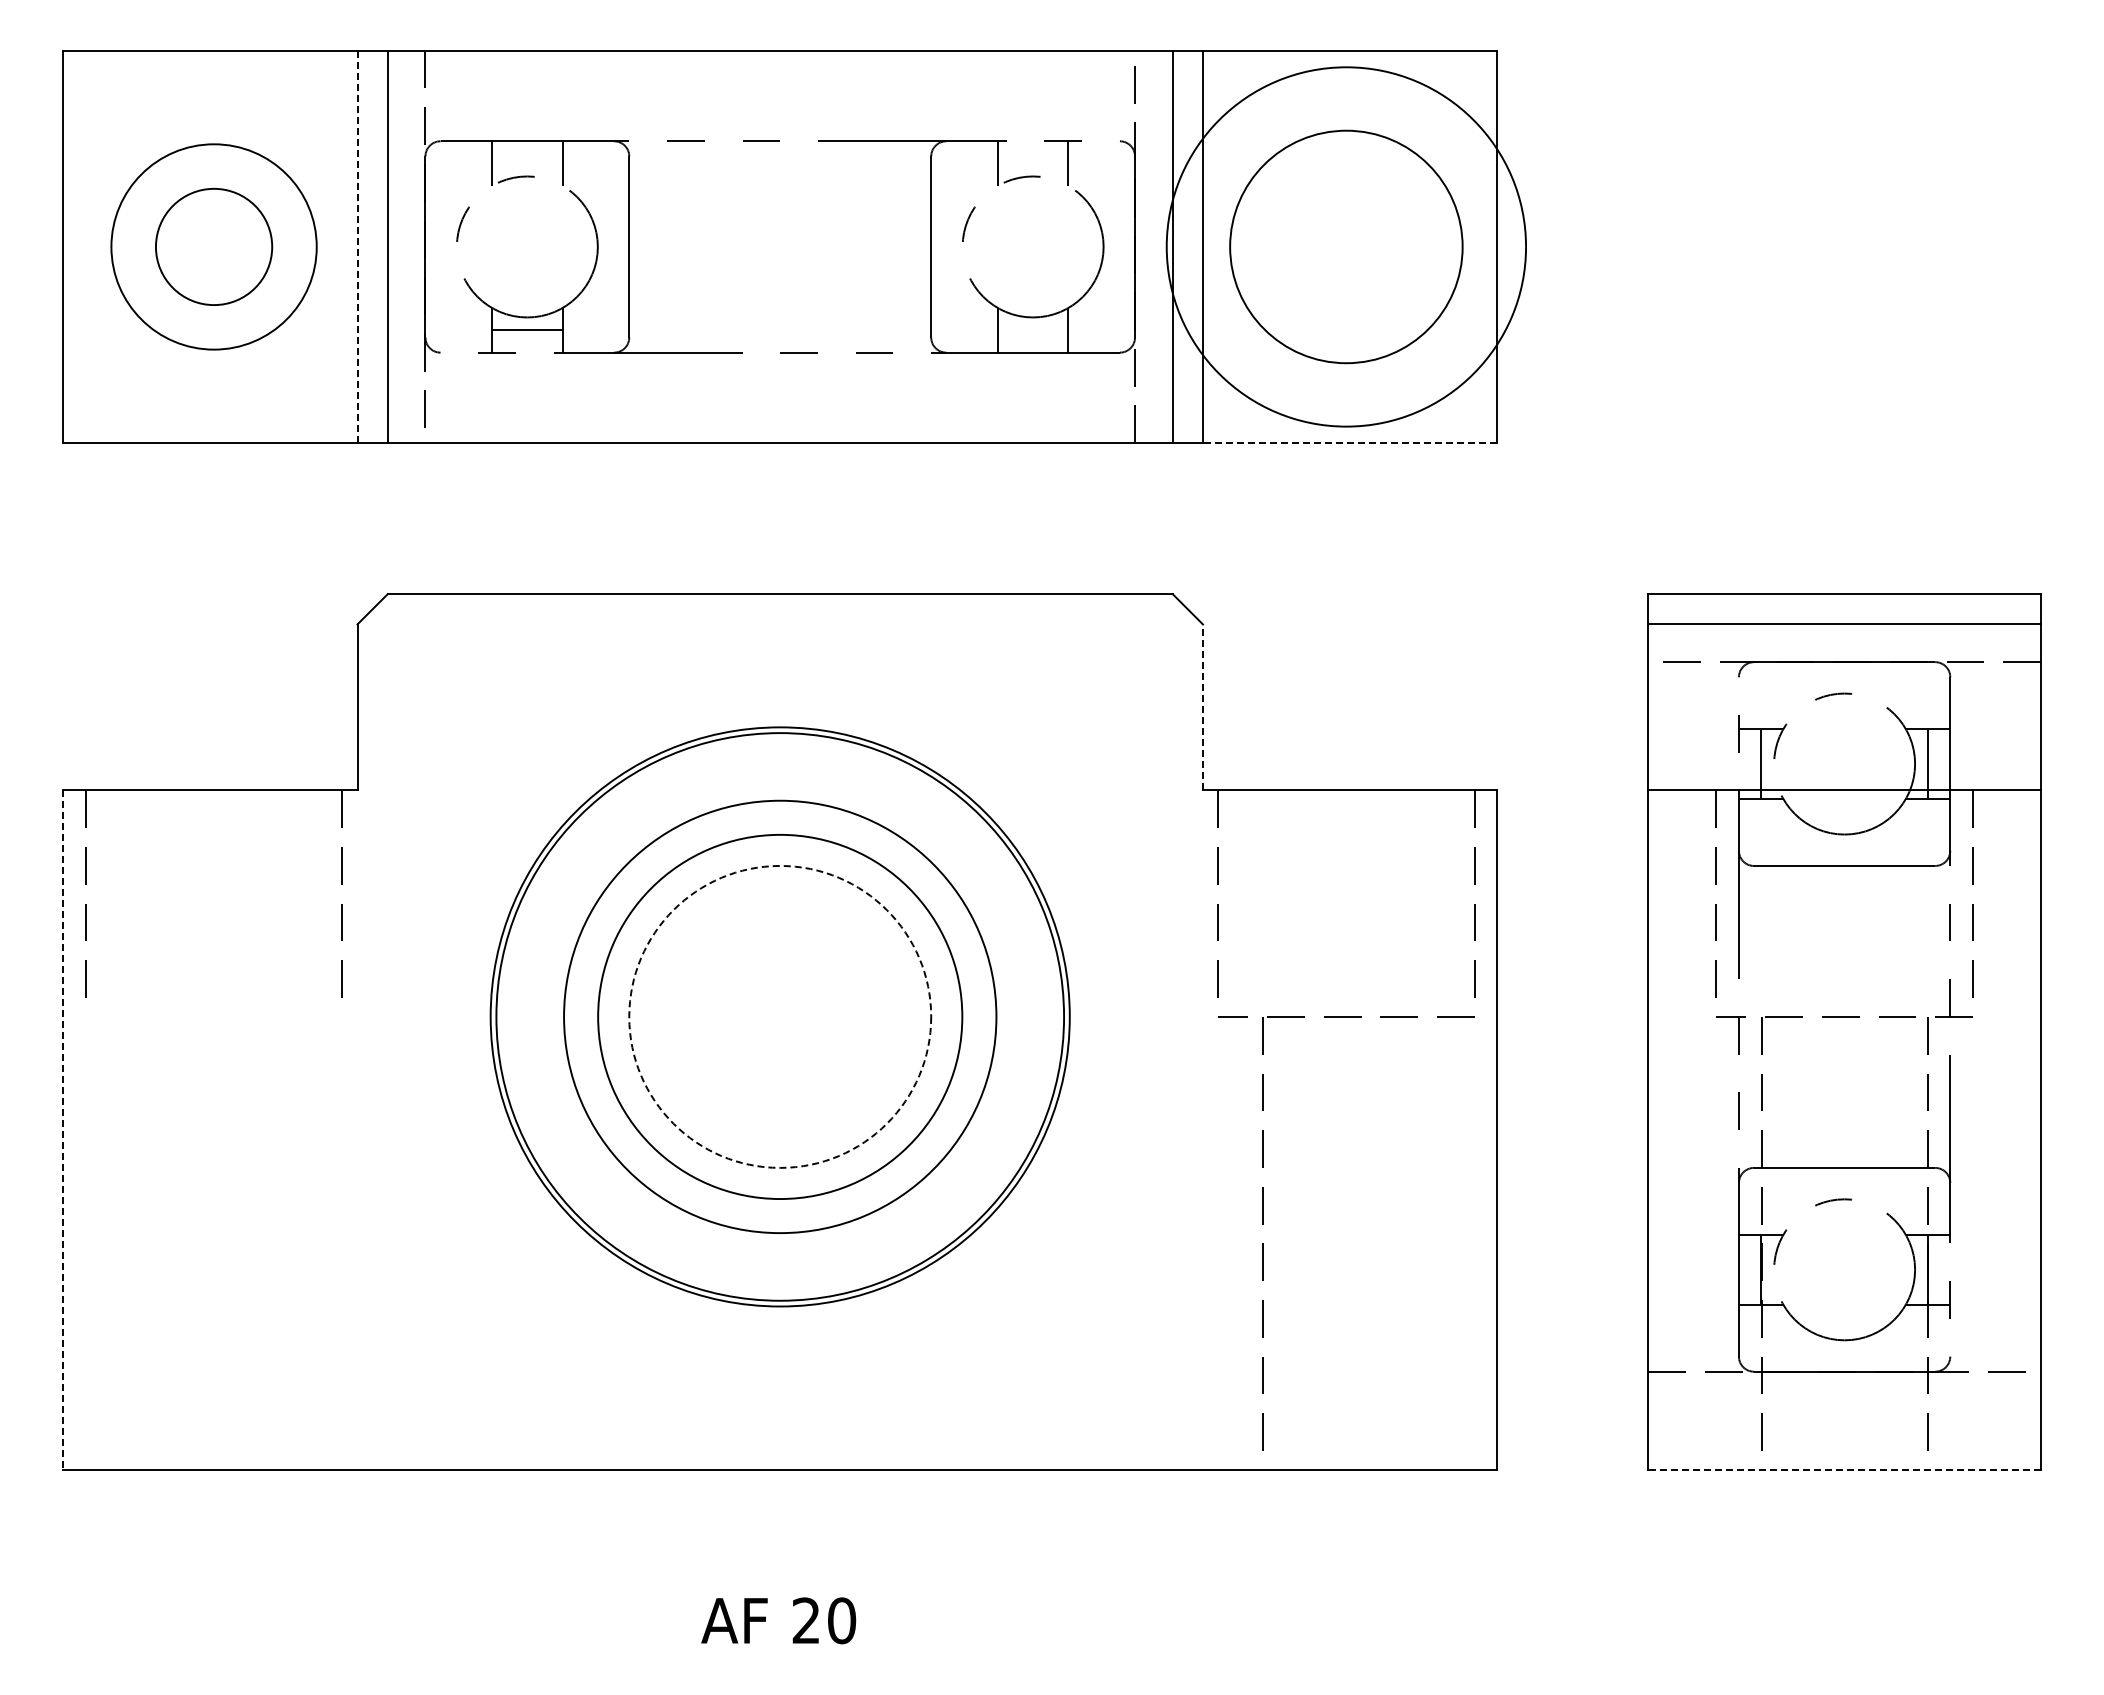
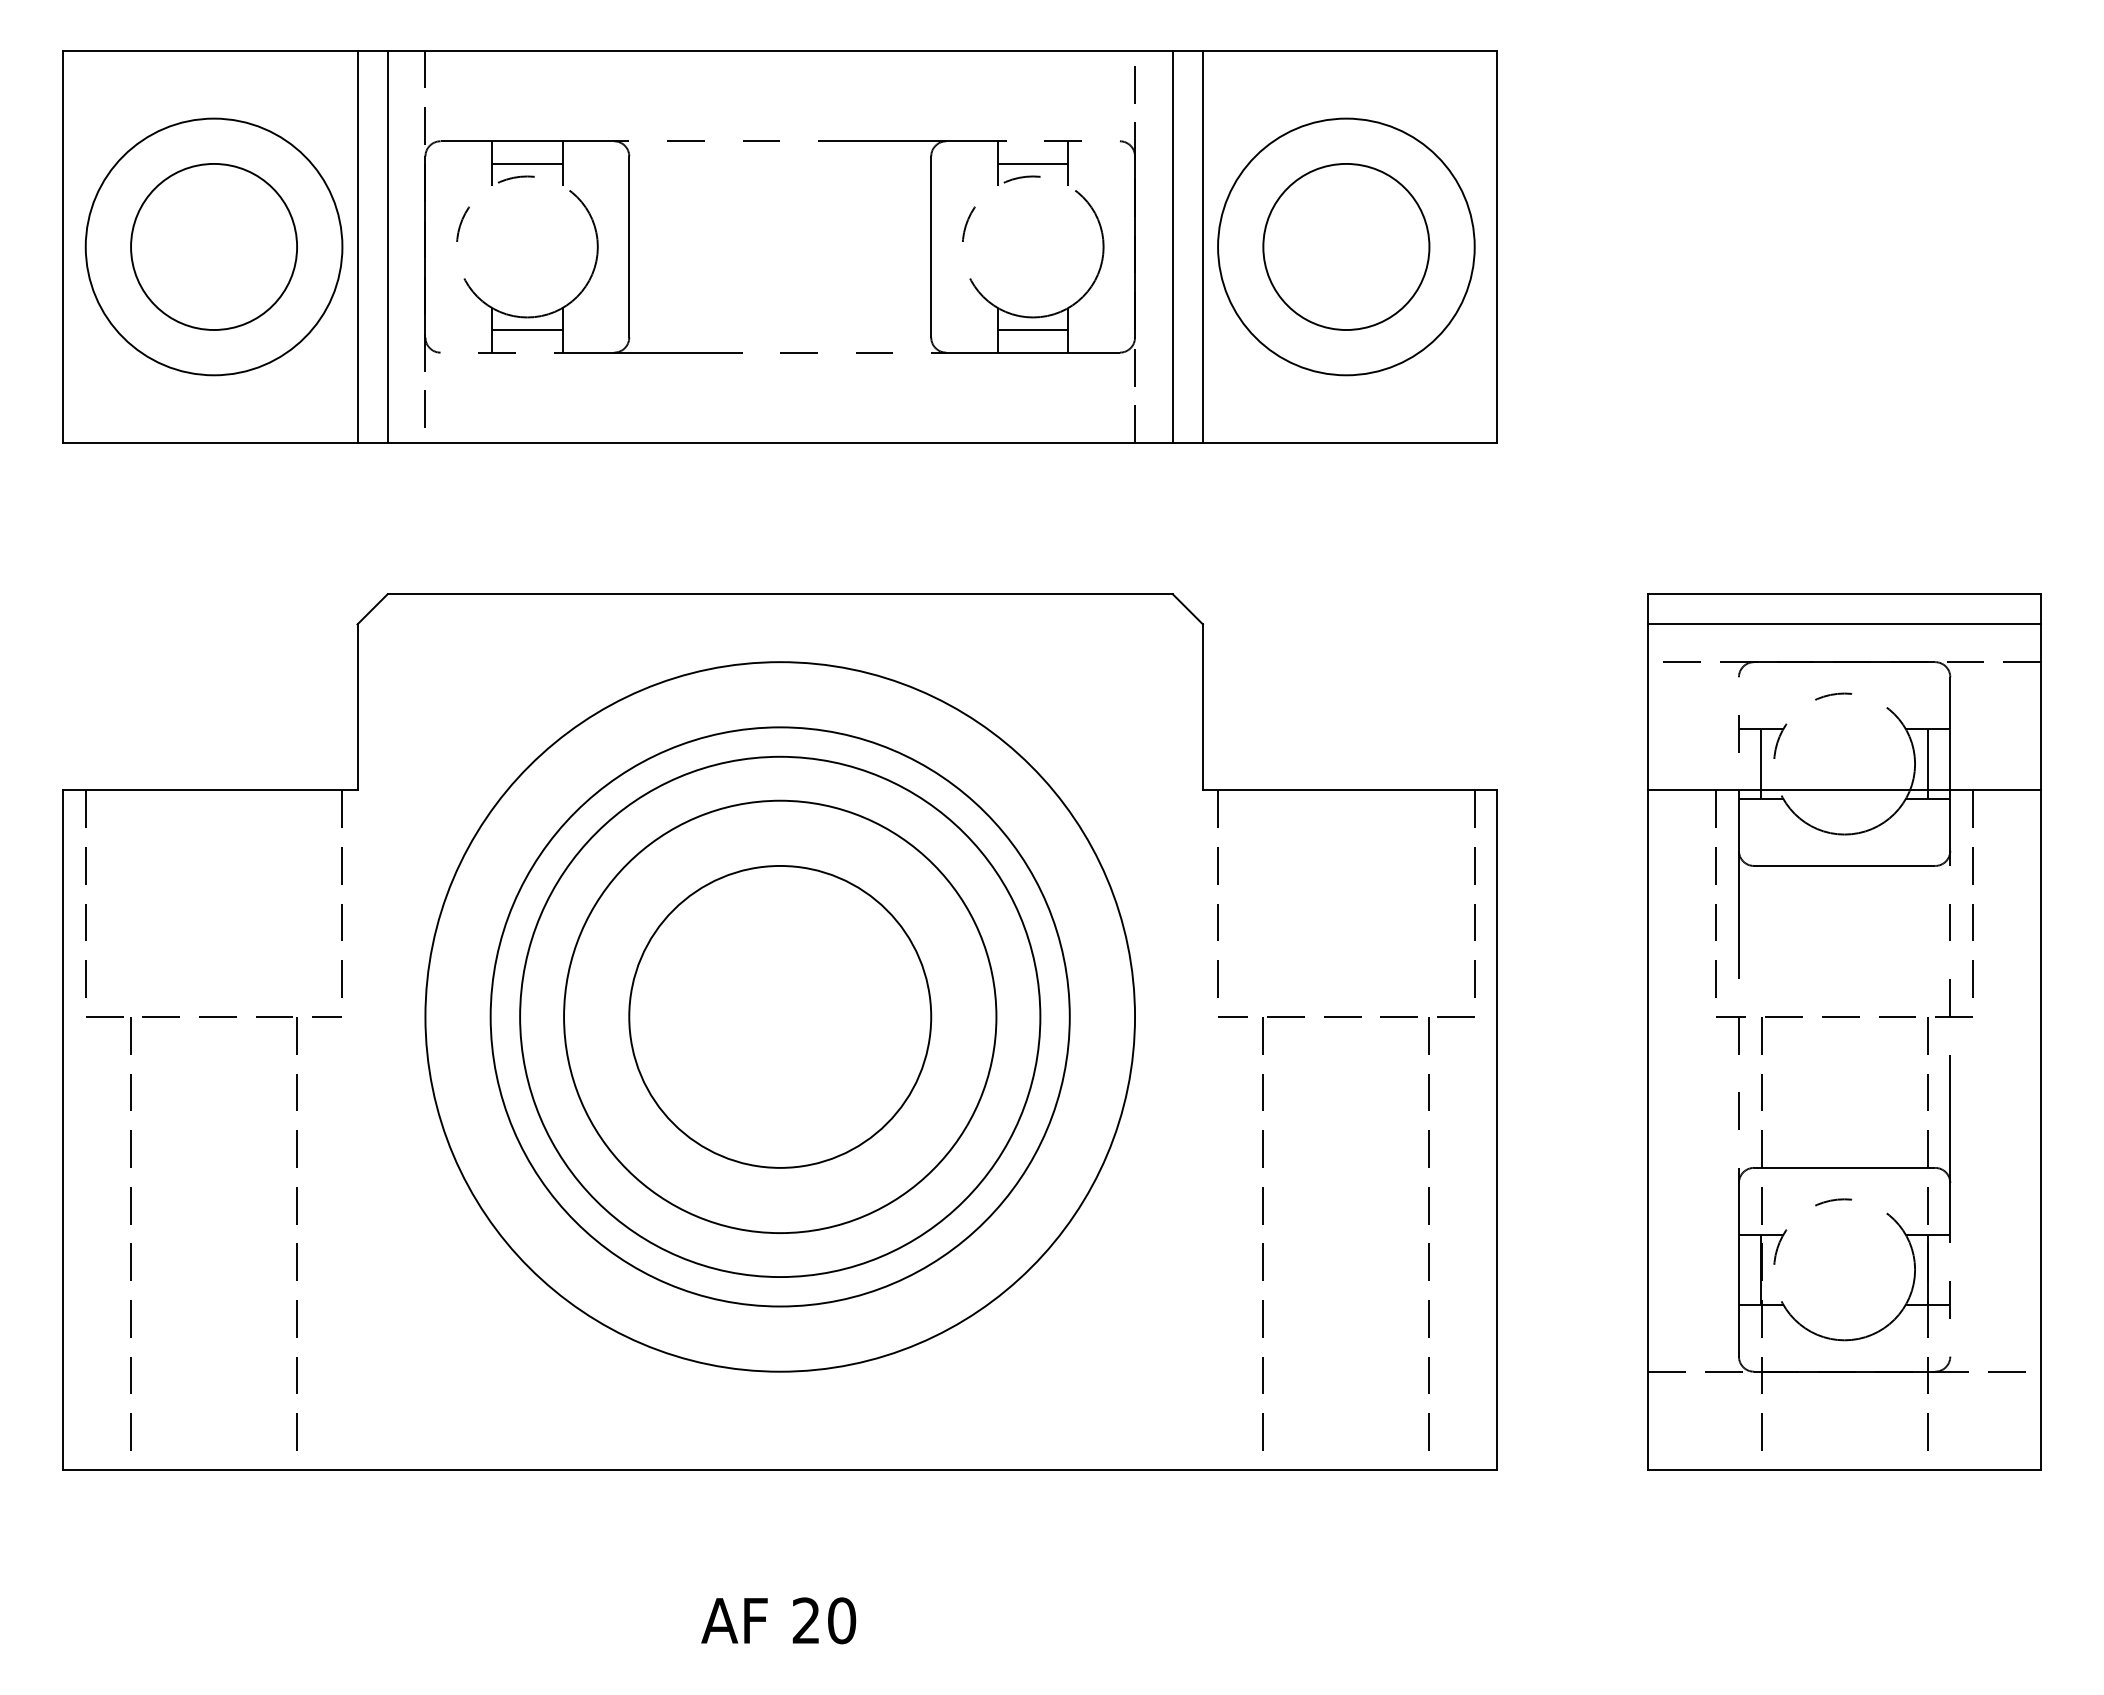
line: none -> present (527, 163)
line: none -> present (1032, 163)
circle diameter: 116 px -> 166 px (214, 246)
circle diameter: 205 px -> 257 px (213, 246)
line: dashed -> solid (357, 246)
circle diameter: 233 px -> 166 px (1346, 246)
circle diameter: 359 px -> 257 px (1346, 246)
line: none -> present (1032, 330)
line: dashed -> solid (1349, 443)
line: dashed -> solid (1202, 706)
circle diameter: 364 px -> 520 px (780, 1016)
circle diameter: 568 px -> 710 px (780, 1016)
circle: dashed -> solid (780, 1016)
line: dashed -> solid (63, 1130)
part: none -> present (131, 1224)
line: none -> present (1428, 1224)
line: dashed -> solid (1844, 1469)
